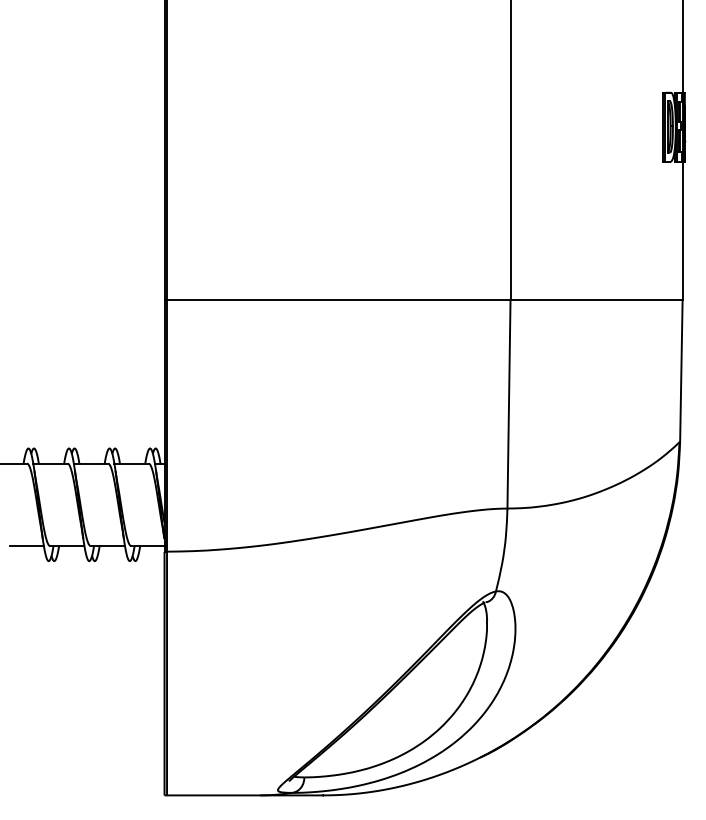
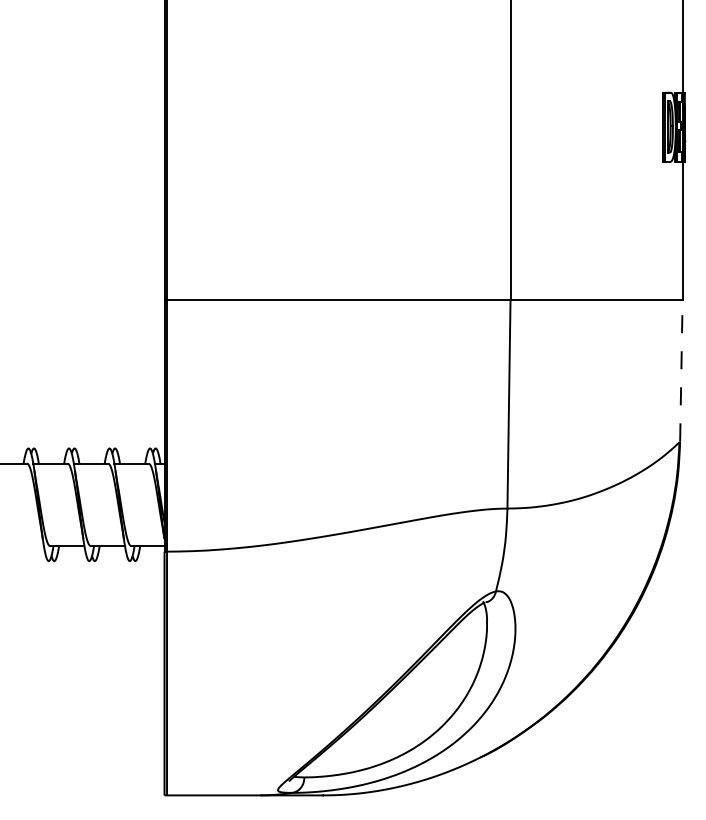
line: solid -> dashed (681, 370)
line: present -> none (26, 545)
